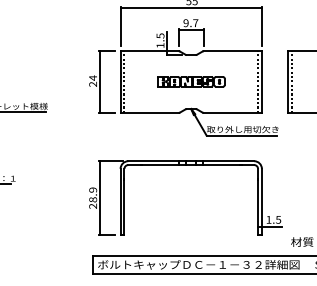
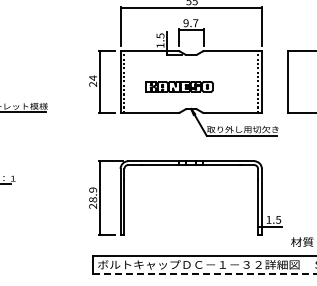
part position: (191, 81) -> (179, 86) (179, 86)
line: present -> none (292, 81)
line: solid -> dashed (204, 273)
